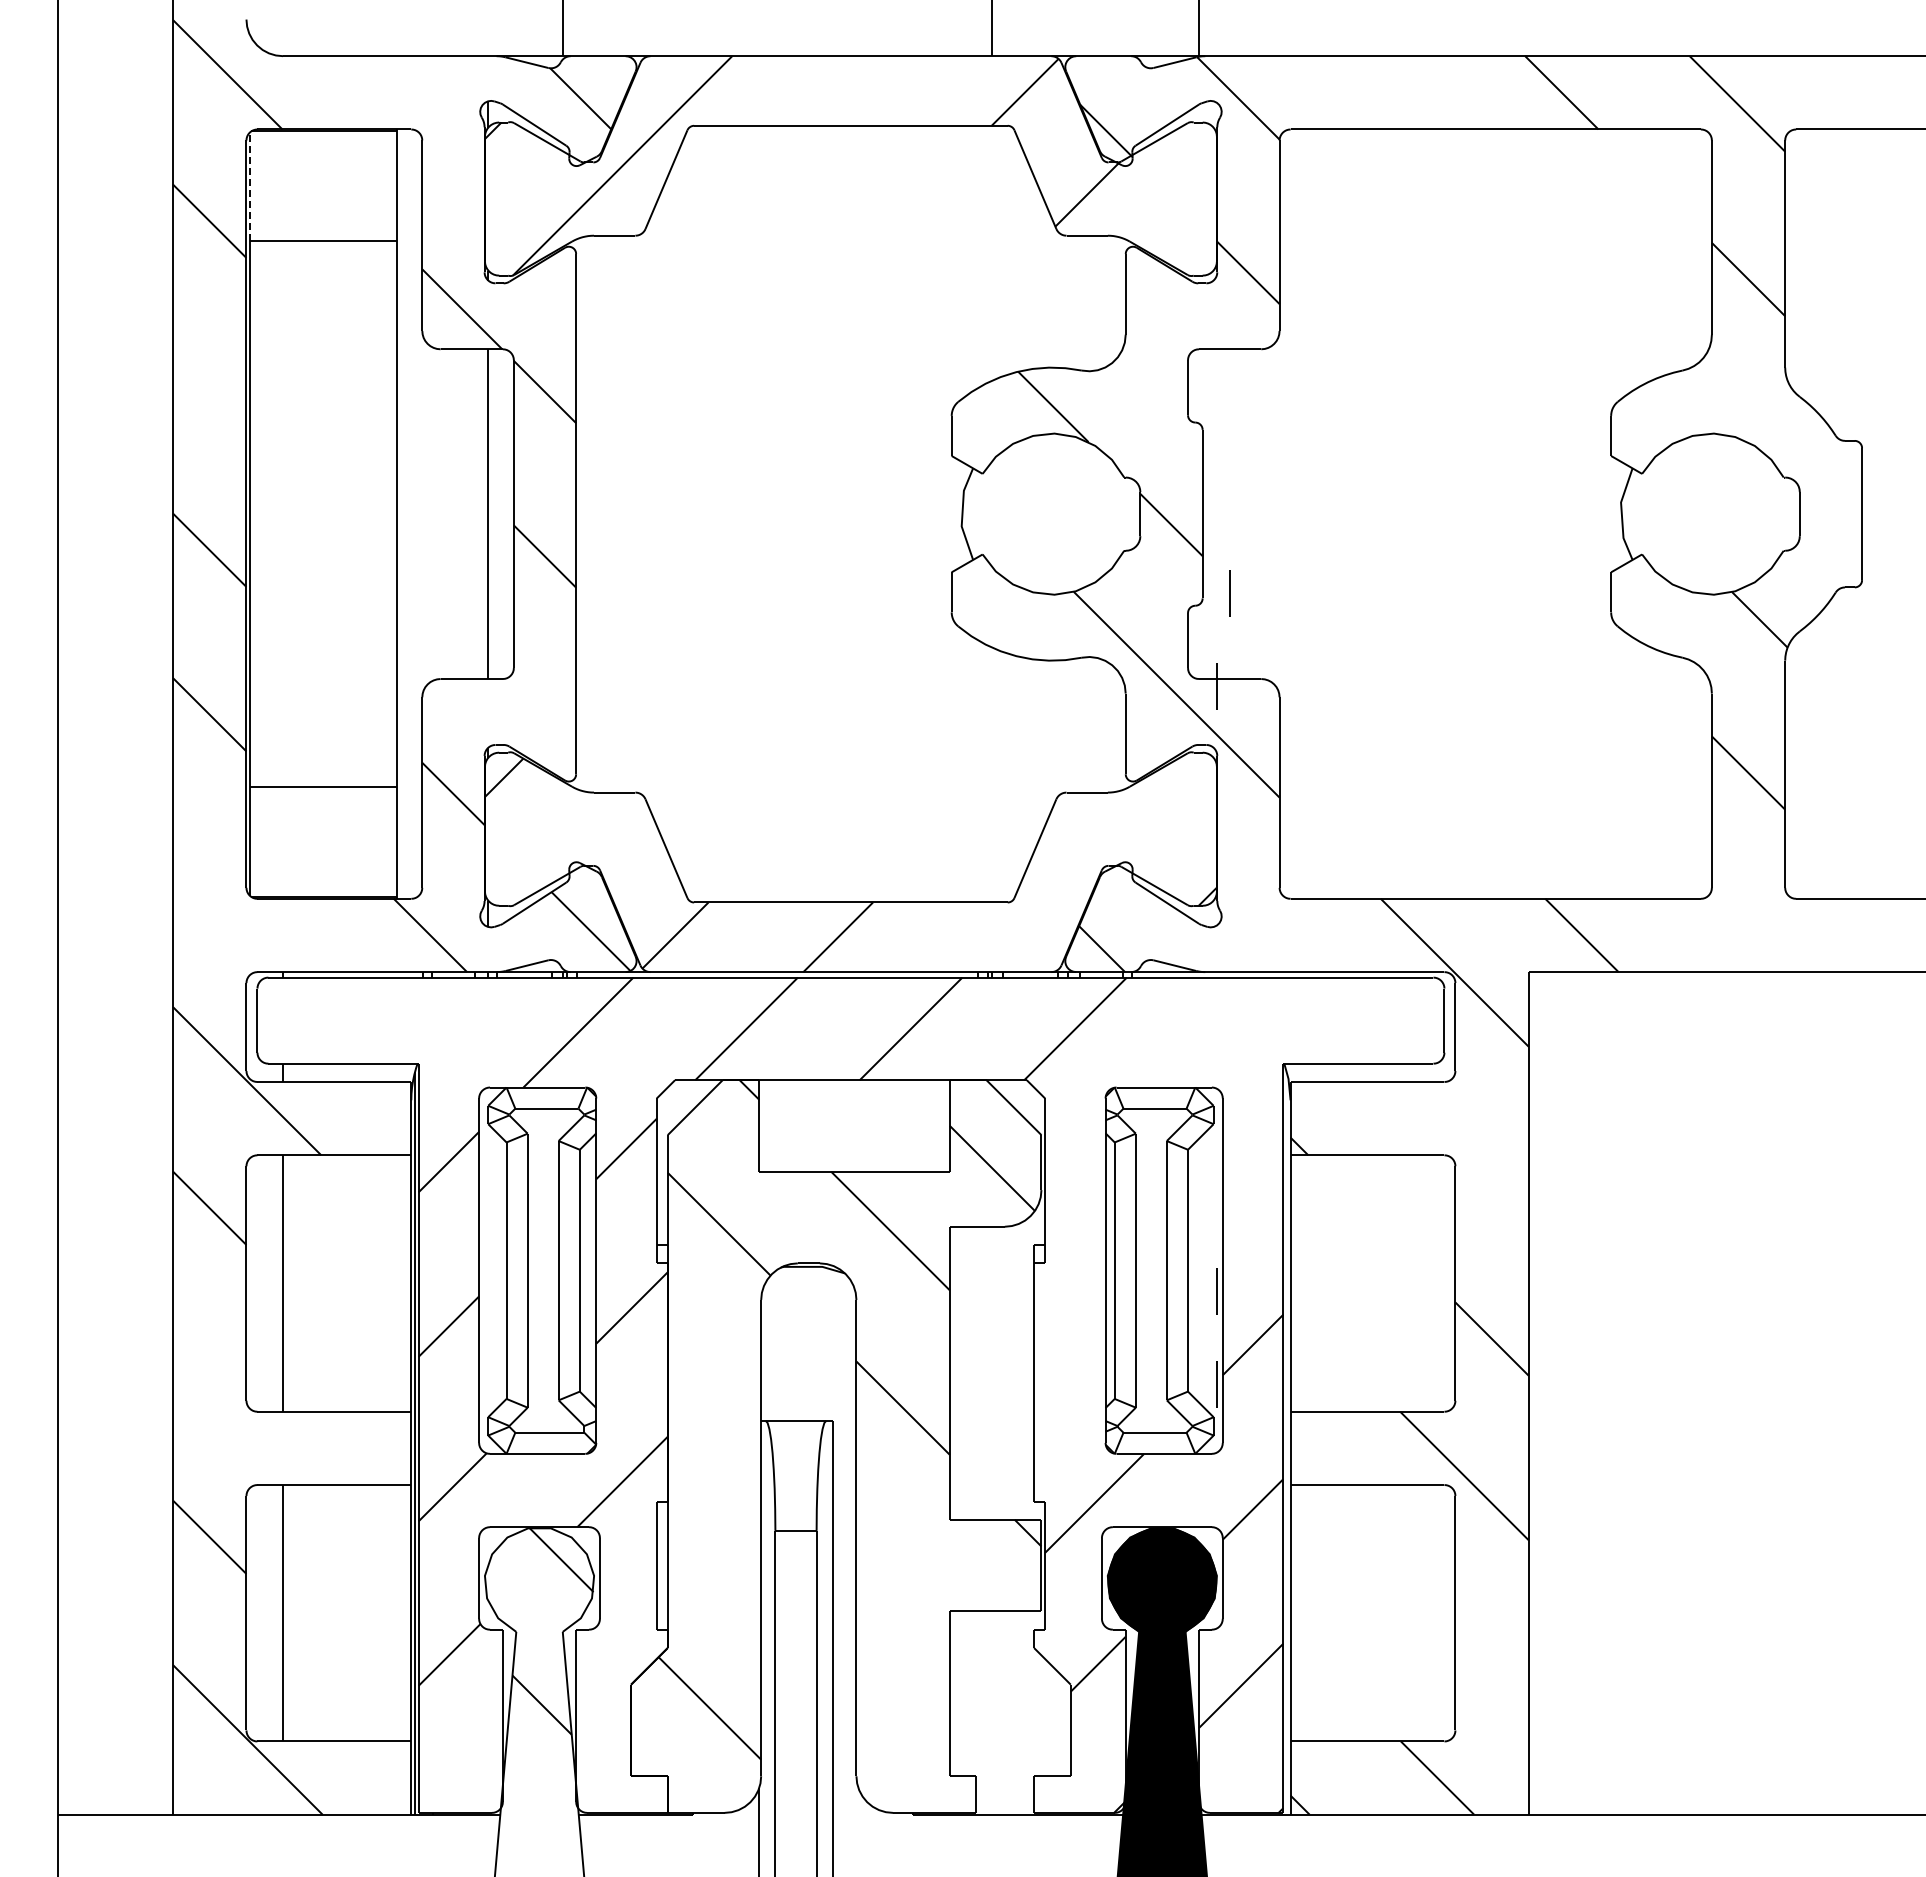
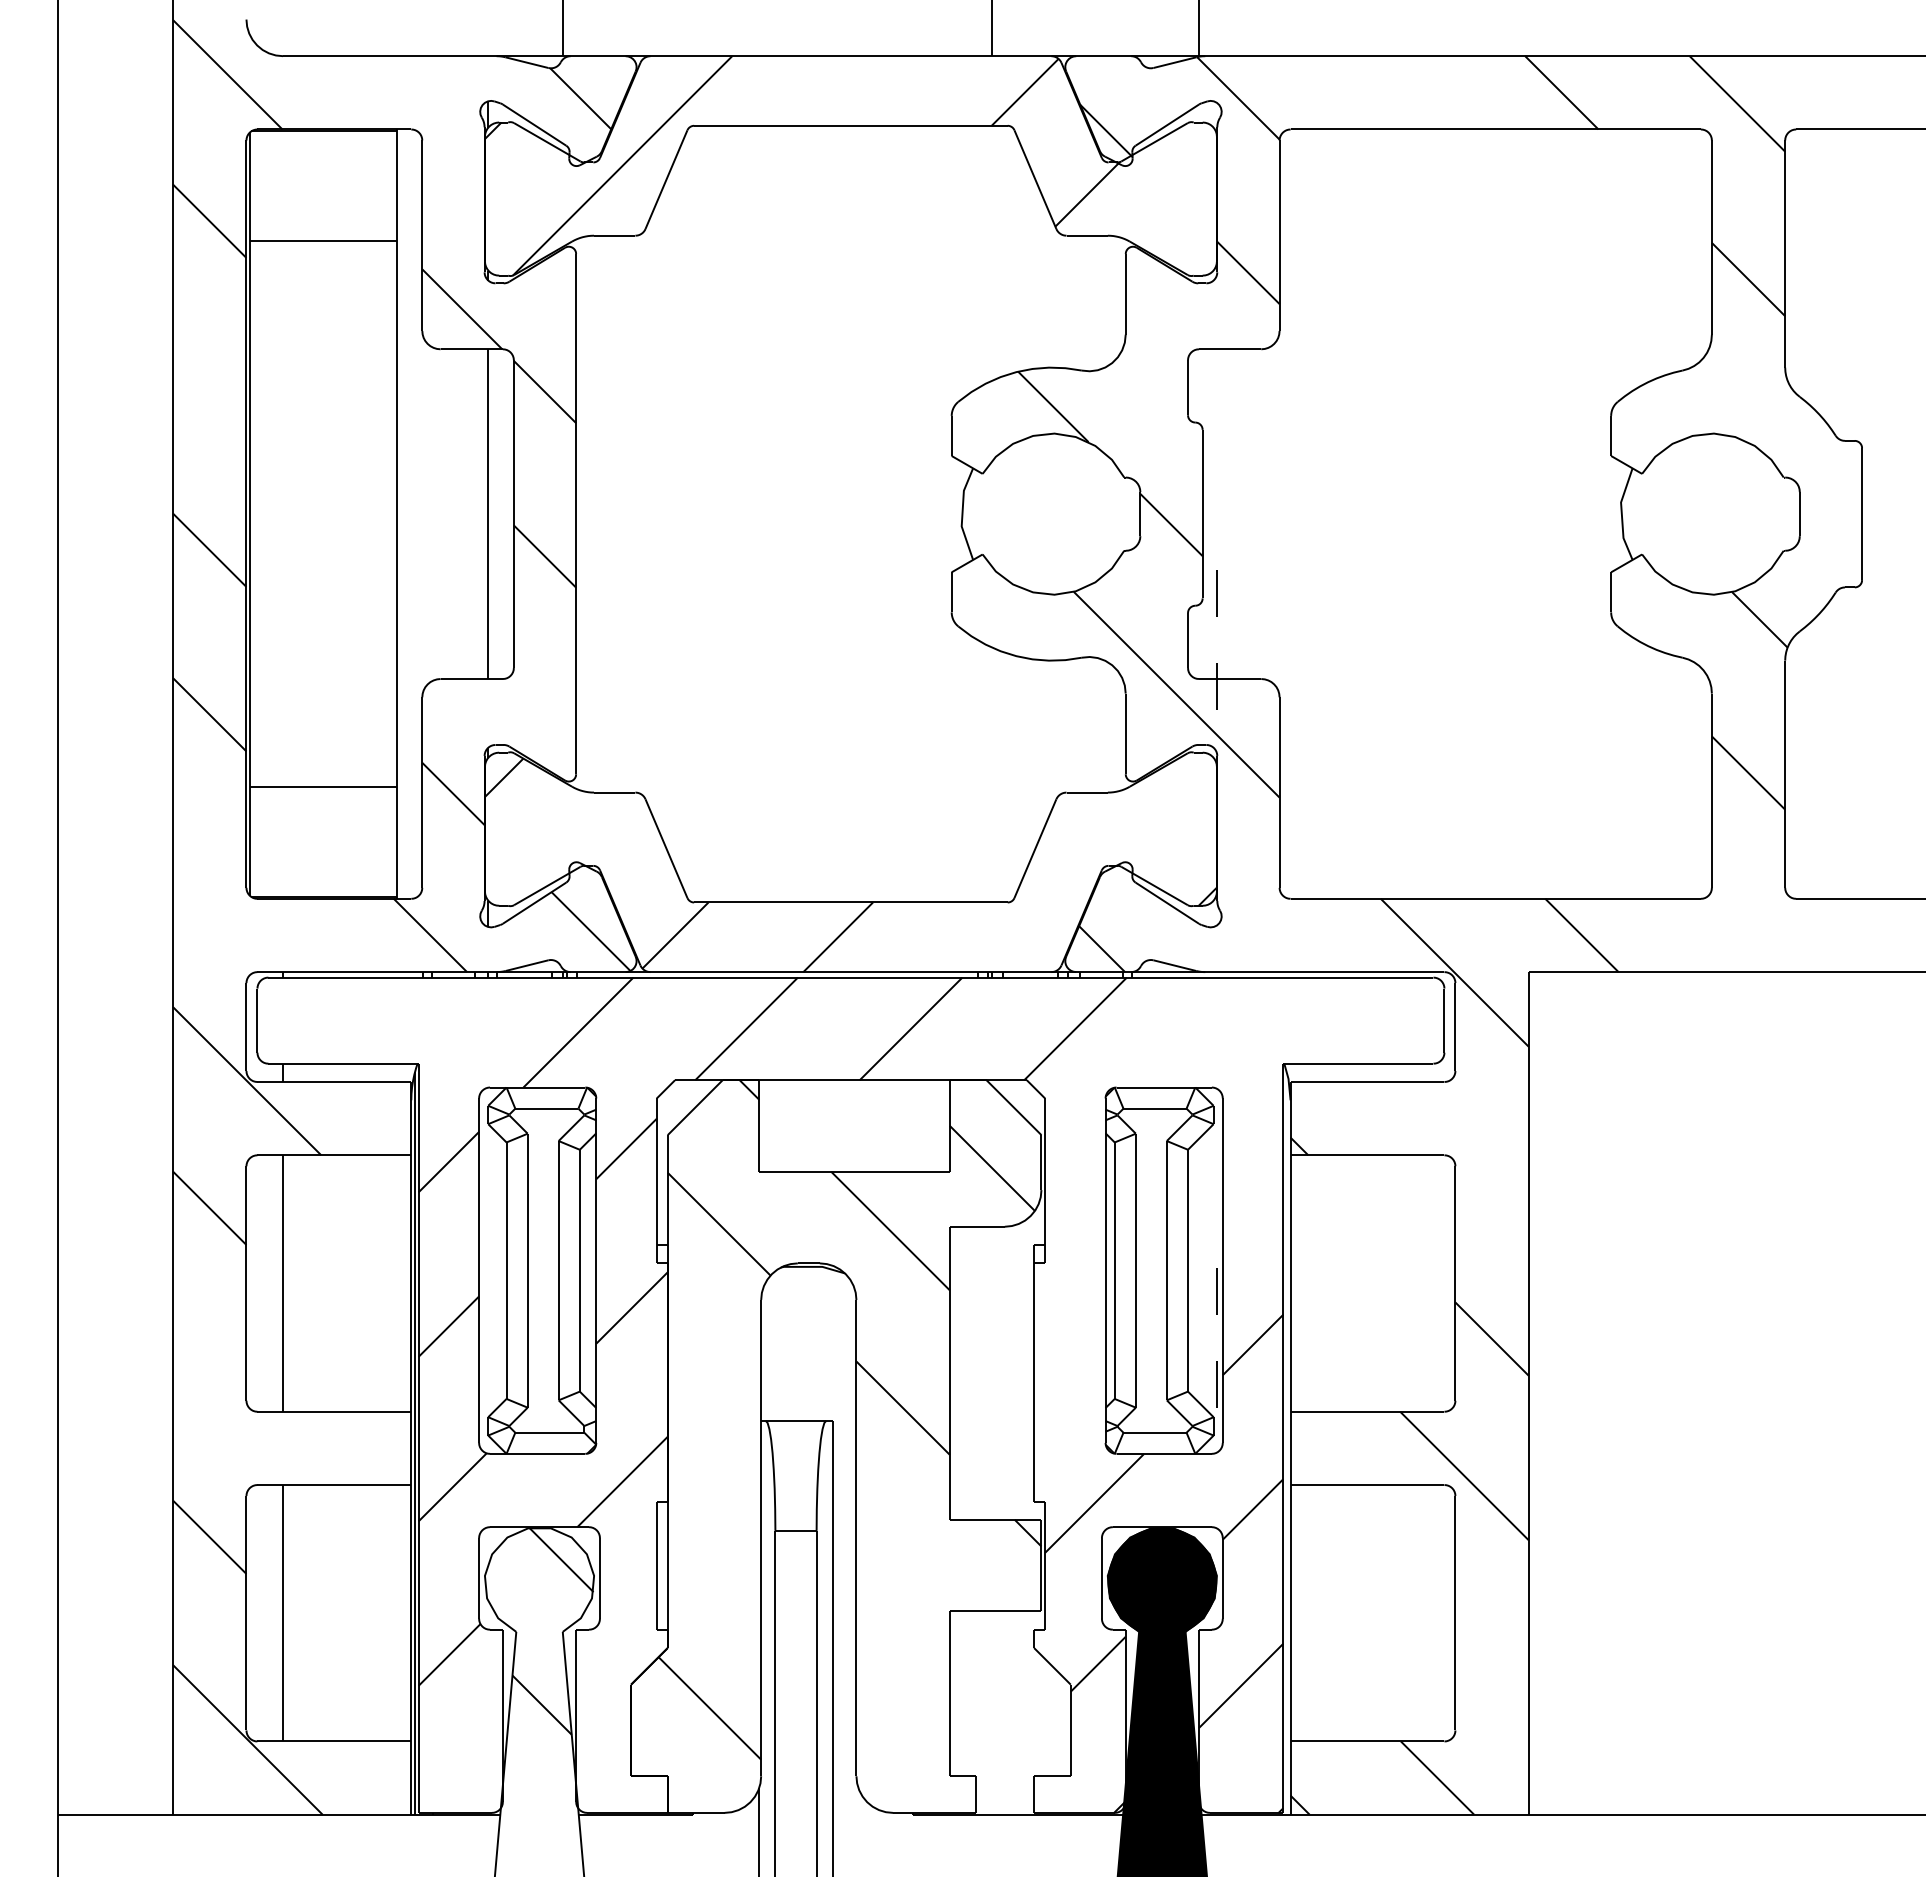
line: dashed -> solid (250, 186)
line position: (1229, 593) -> (1216, 593) (1216, 593)
